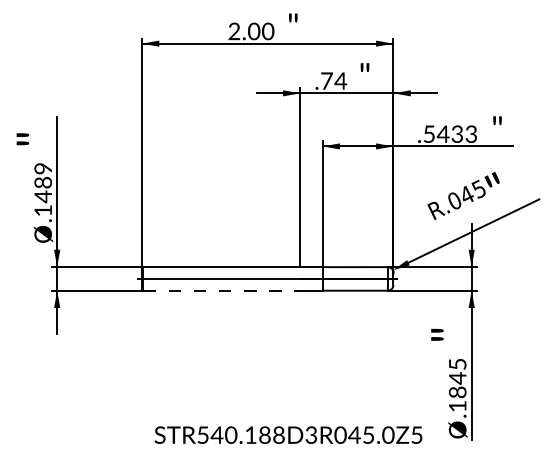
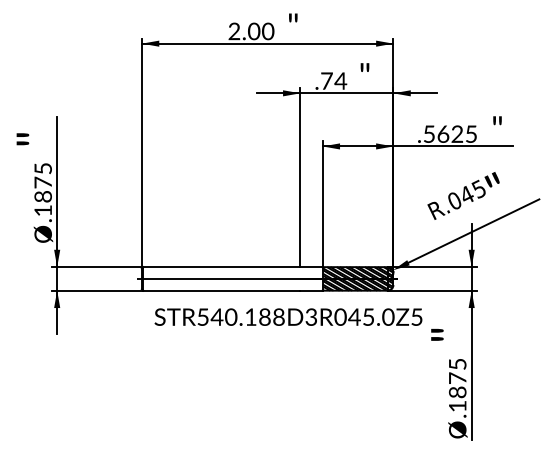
text: .5433 -> .5625 (456, 133)
text: .1489 -> .1875 (42, 183)
hatch: none -> present (357, 278)
line: dashed -> solid (222, 290)
text: .1845 -> .1875 (457, 378)
text position: (288, 434) -> (288, 316) (288, 316)
